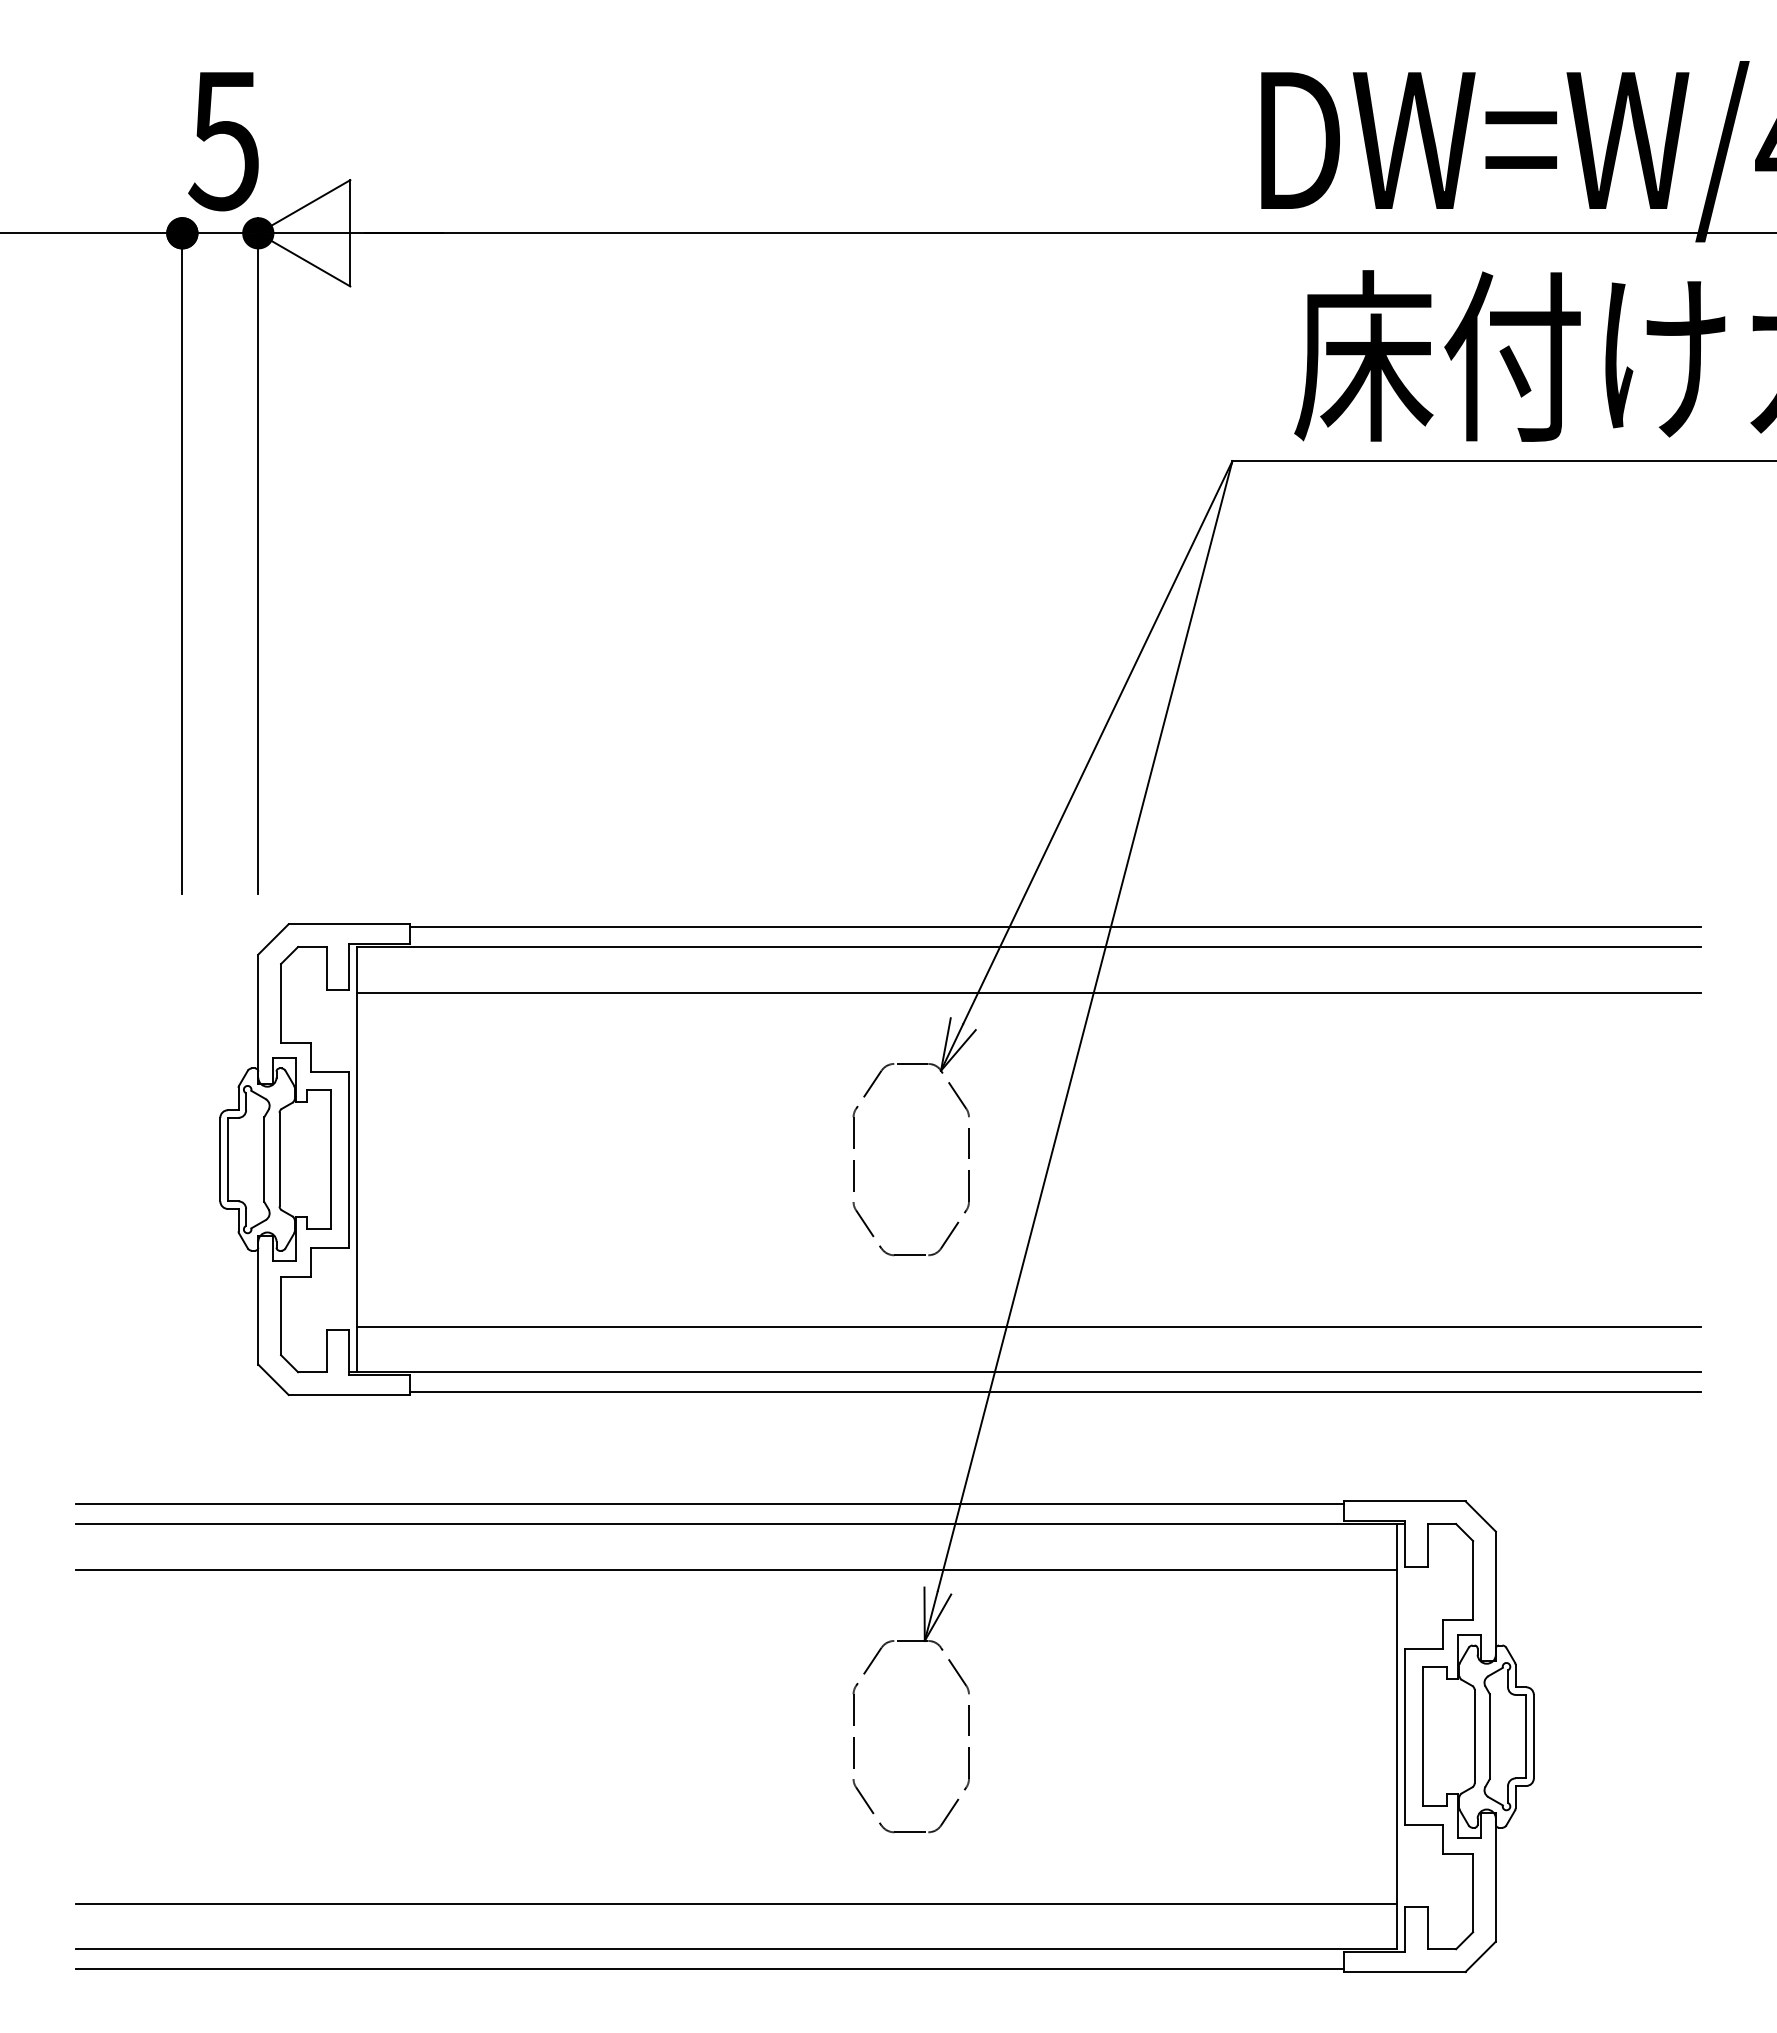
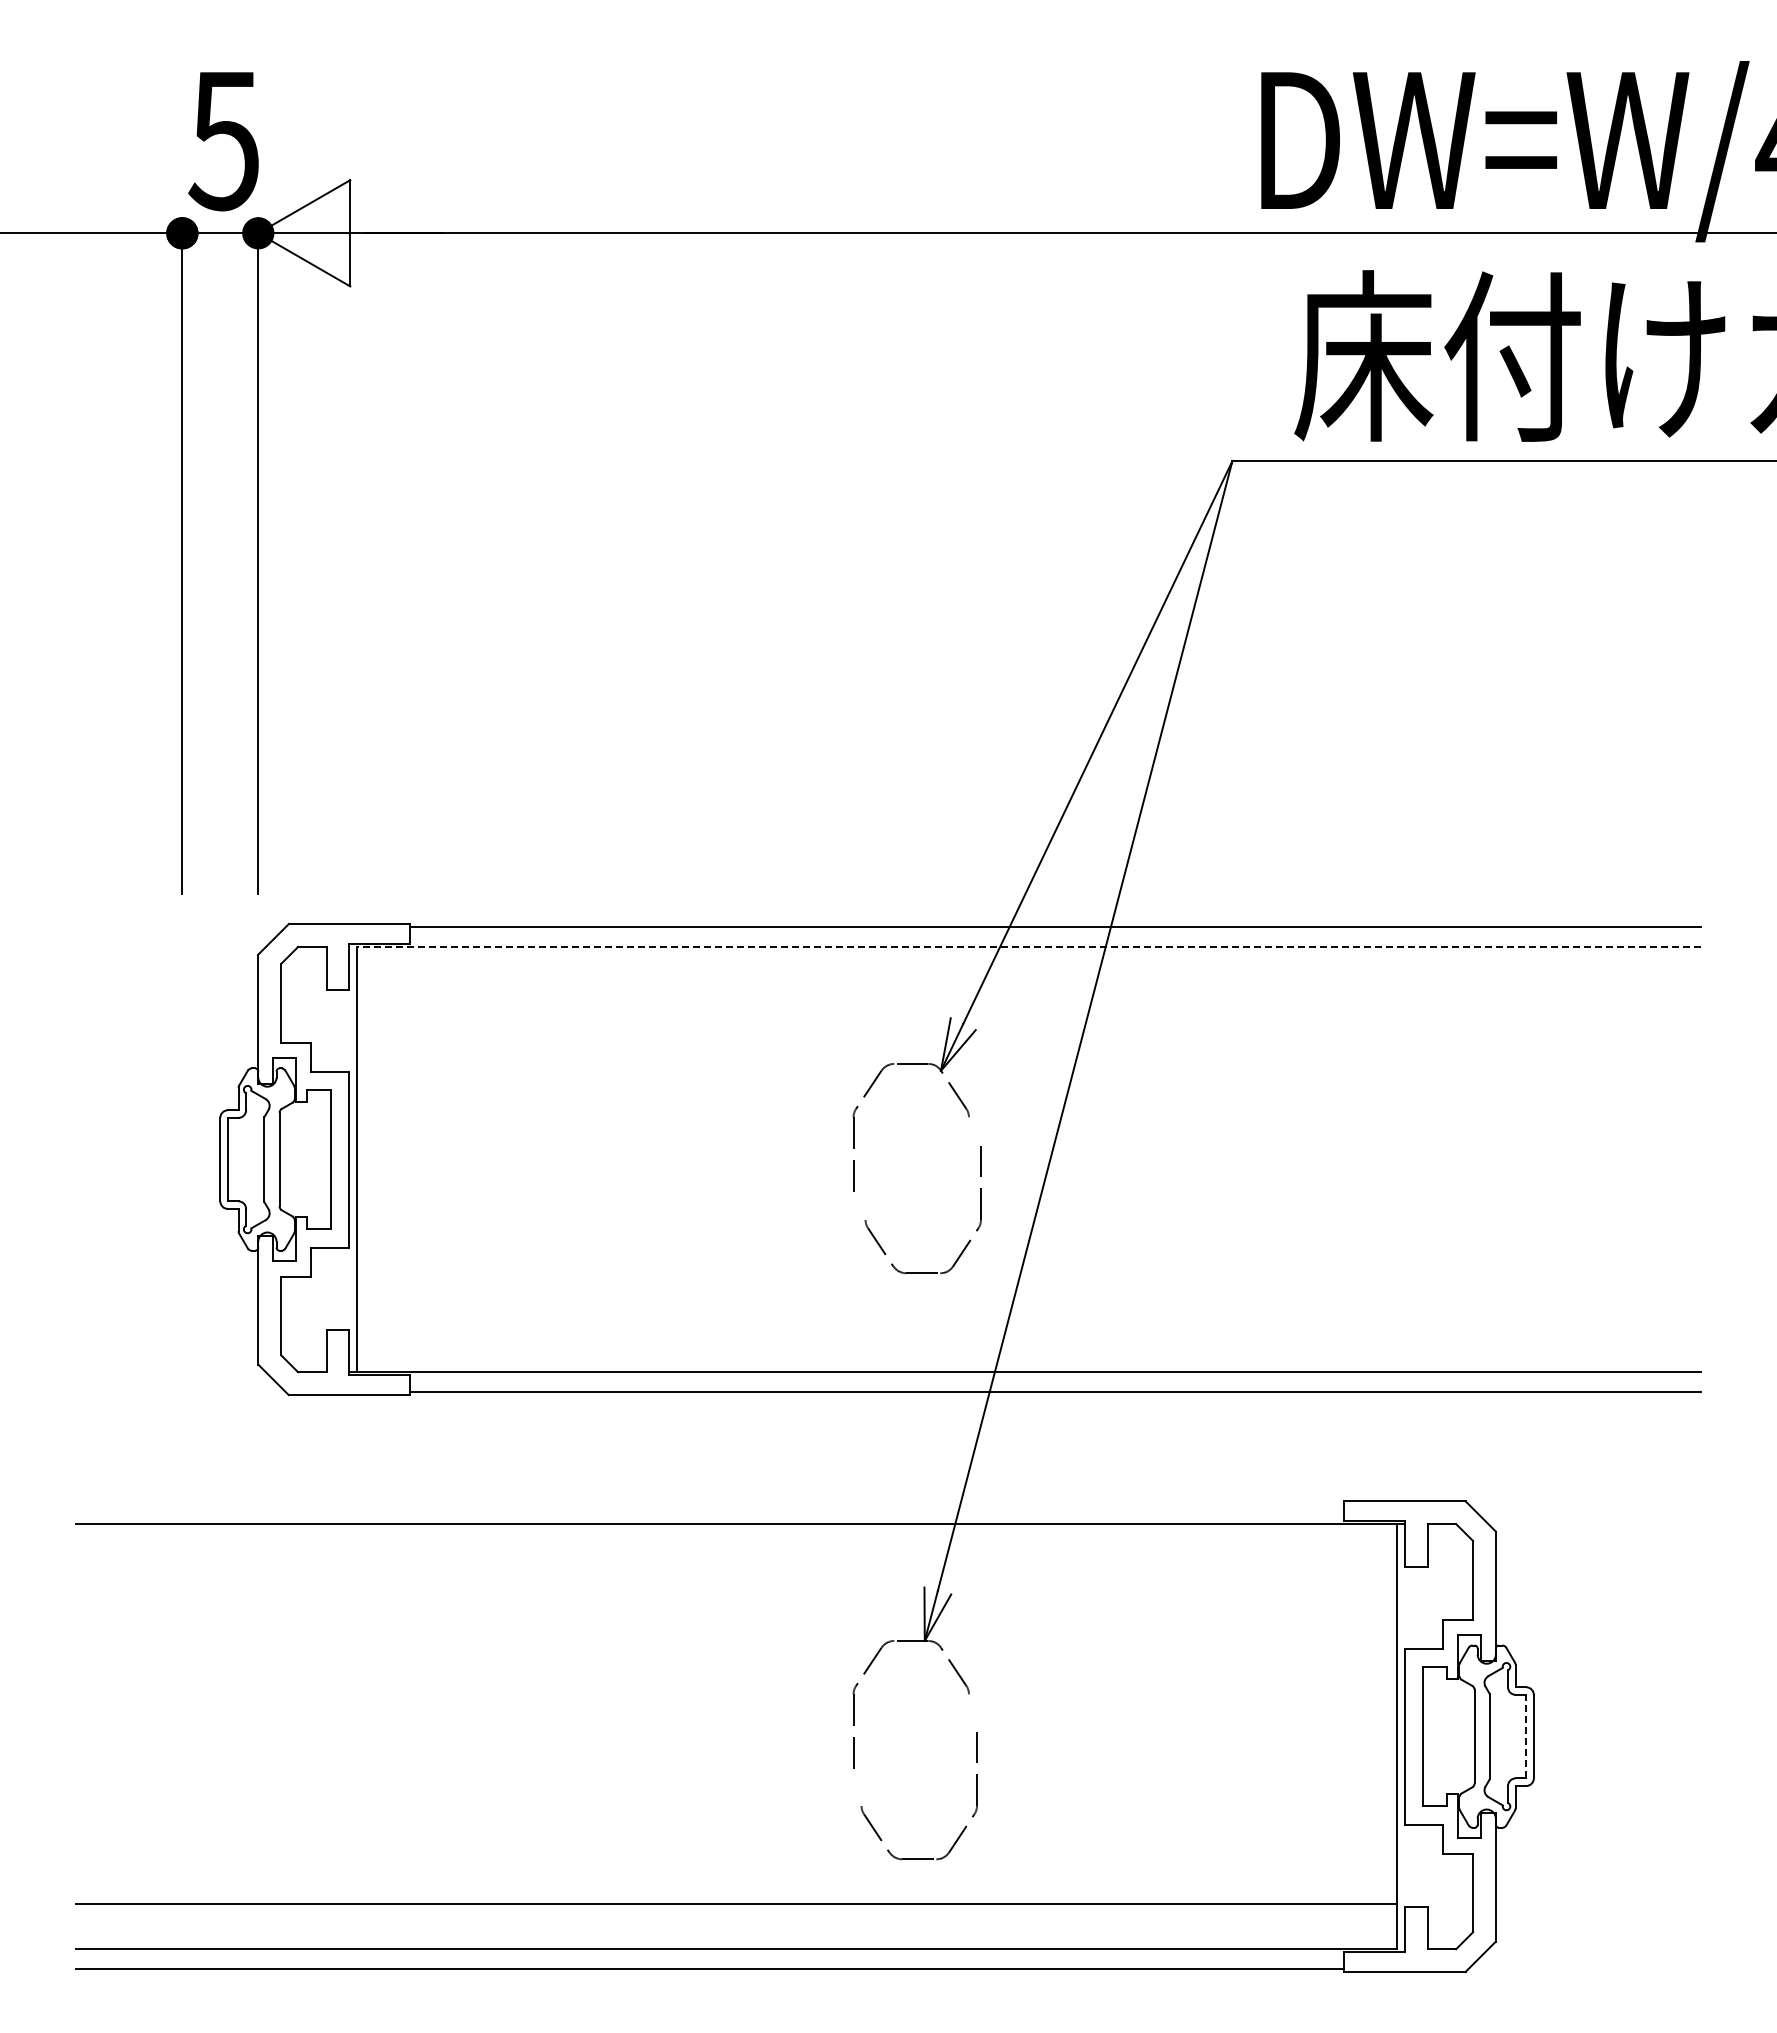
line: solid -> dashed (1028, 947)
line: present -> none (1028, 992)
part position: (865, 1222) -> (877, 1240) (877, 1240)
line: present -> none (1028, 1326)
line: present -> none (710, 1504)
line: present -> none (736, 1569)
line: solid -> dashed (1526, 1736)
part position: (865, 1799) -> (873, 1826) (873, 1826)
